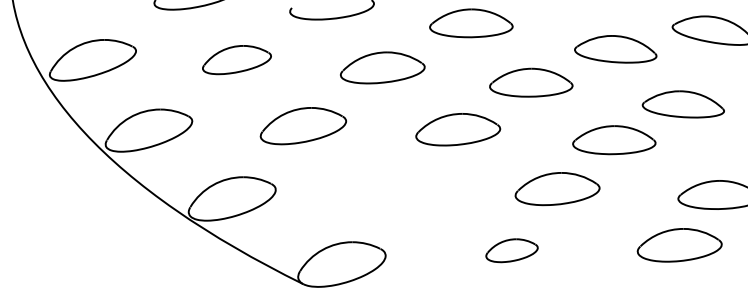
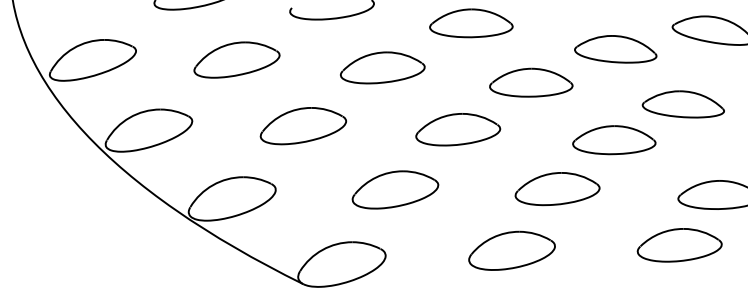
part size: 70x31 px -> 88x38 px (236, 59)
part: none -> present (395, 189)
part size: 54x26 px -> 88x41 px (511, 250)
